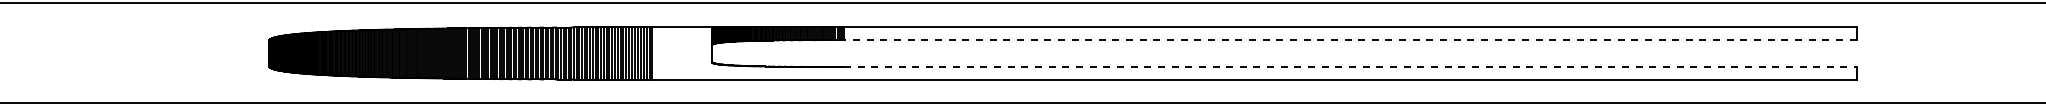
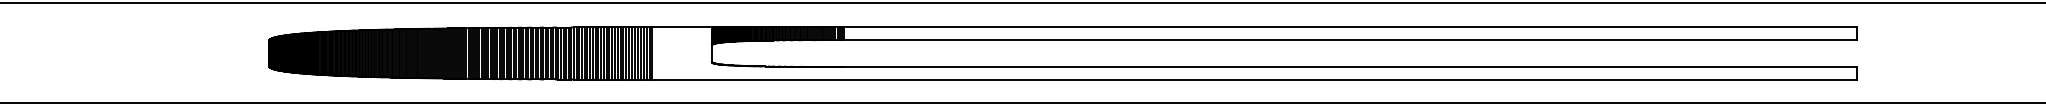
line: dashed -> solid (1349, 40)
line: dashed -> solid (1350, 67)
